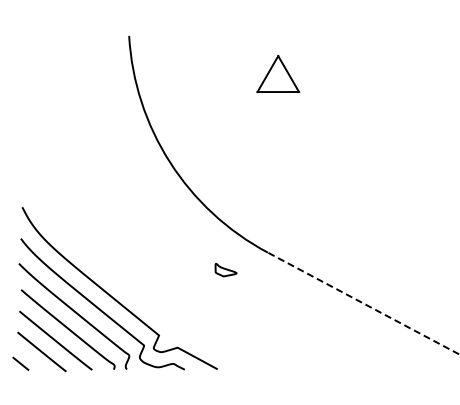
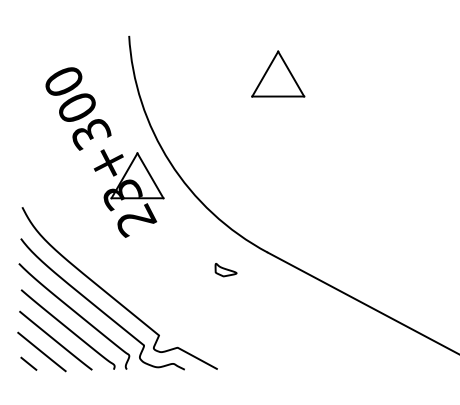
part size: 45x39 px -> 55x48 px (278, 73)
part: none -> present (104, 152)
line: dashed -> solid (363, 303)
line position: (20, 363) -> (28, 363) (28, 363)
